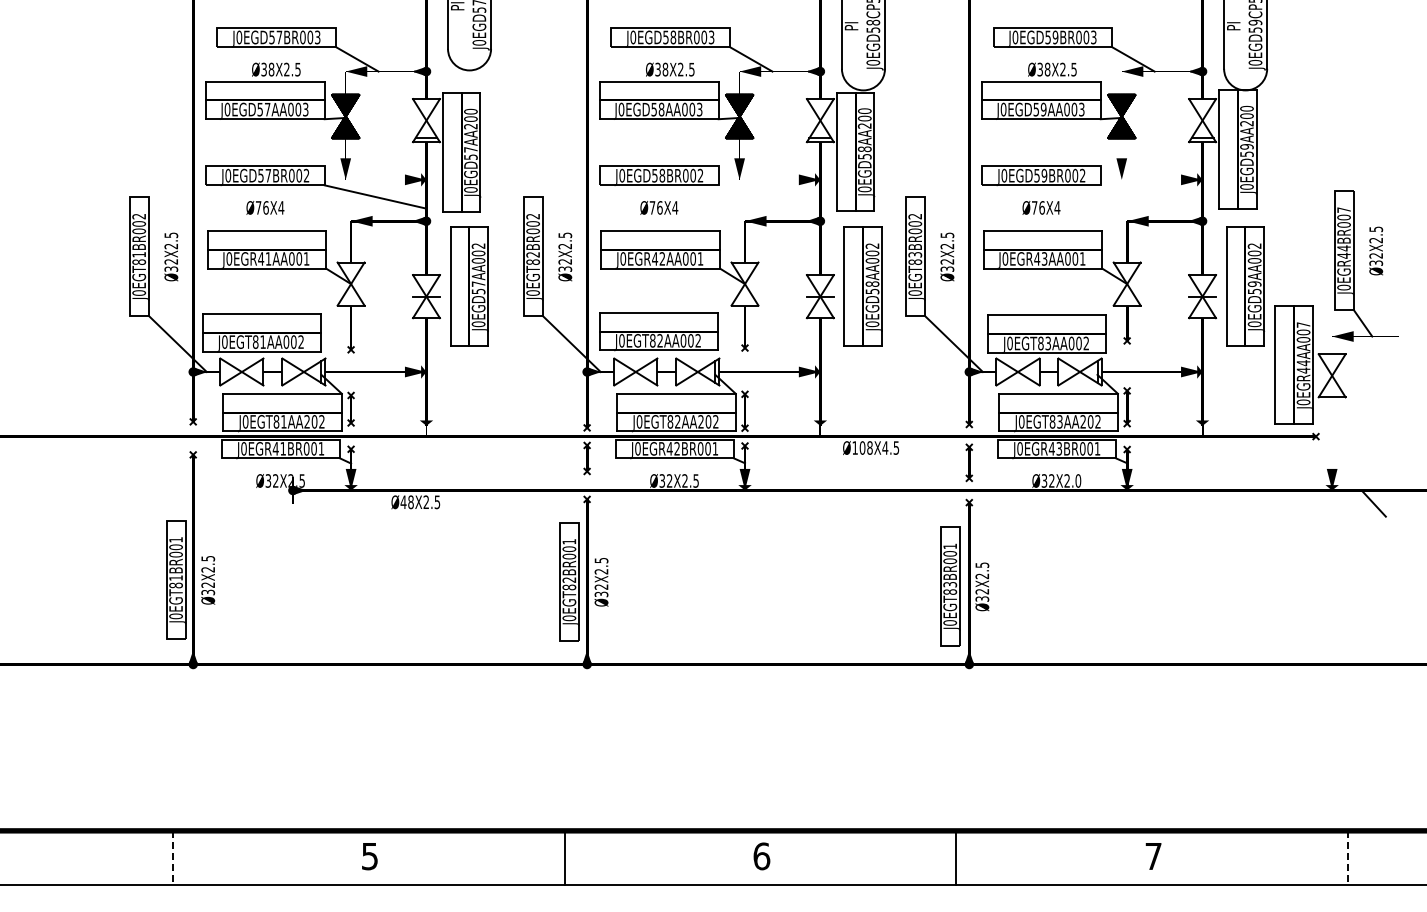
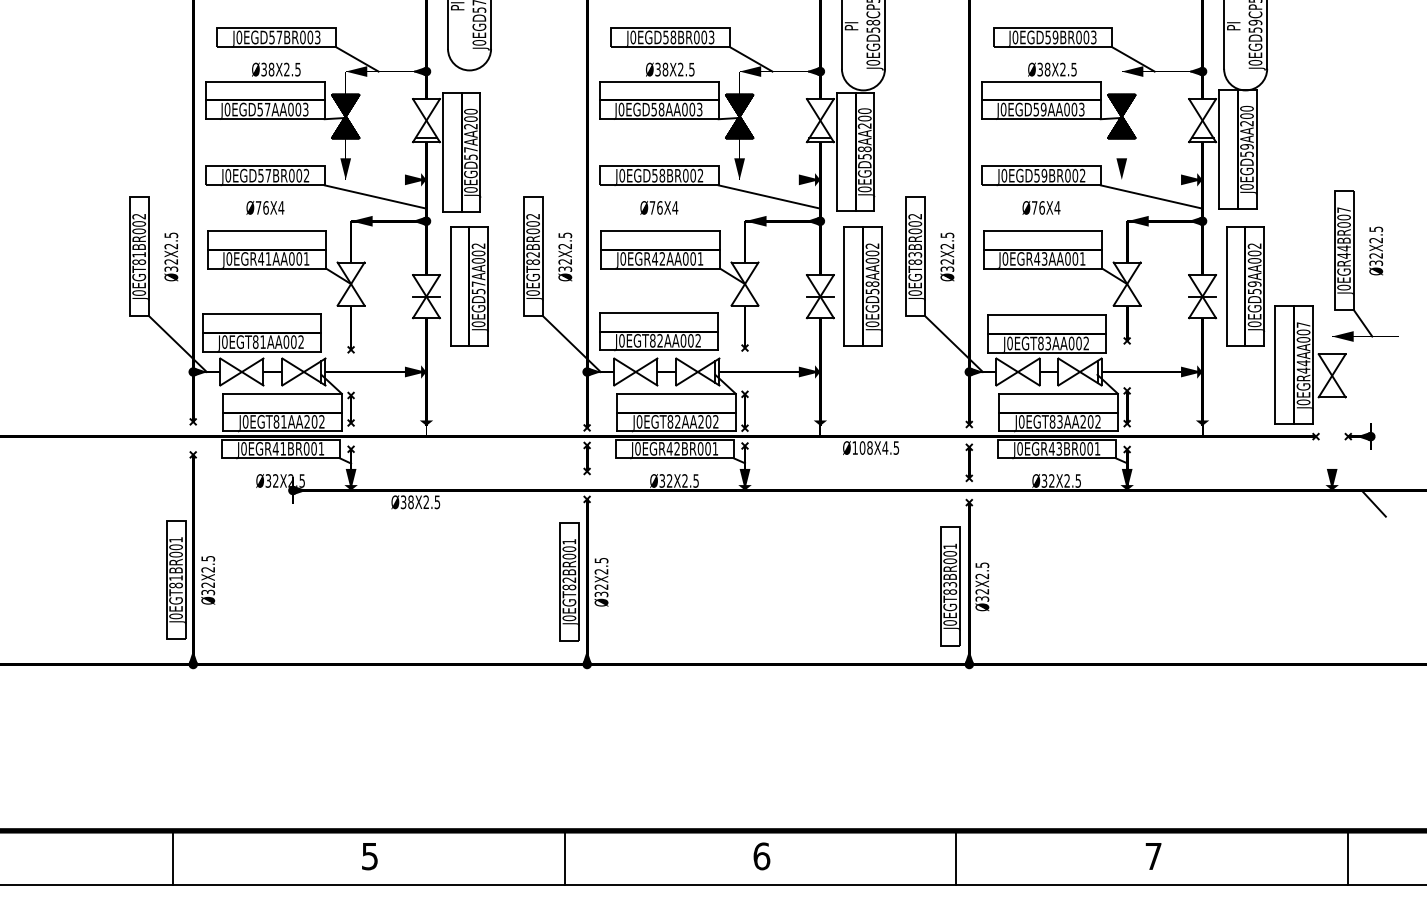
line: none -> present (769, 196)
line: none -> present (1151, 196)
part: none -> present (1359, 436)
text: Ø32X2.0 -> Ø32X2.5 (1078, 480)
text: Ø48X2.5 -> Ø38X2.5 (403, 502)
line: dashed -> solid (172, 857)
line: dashed -> solid (1348, 857)
